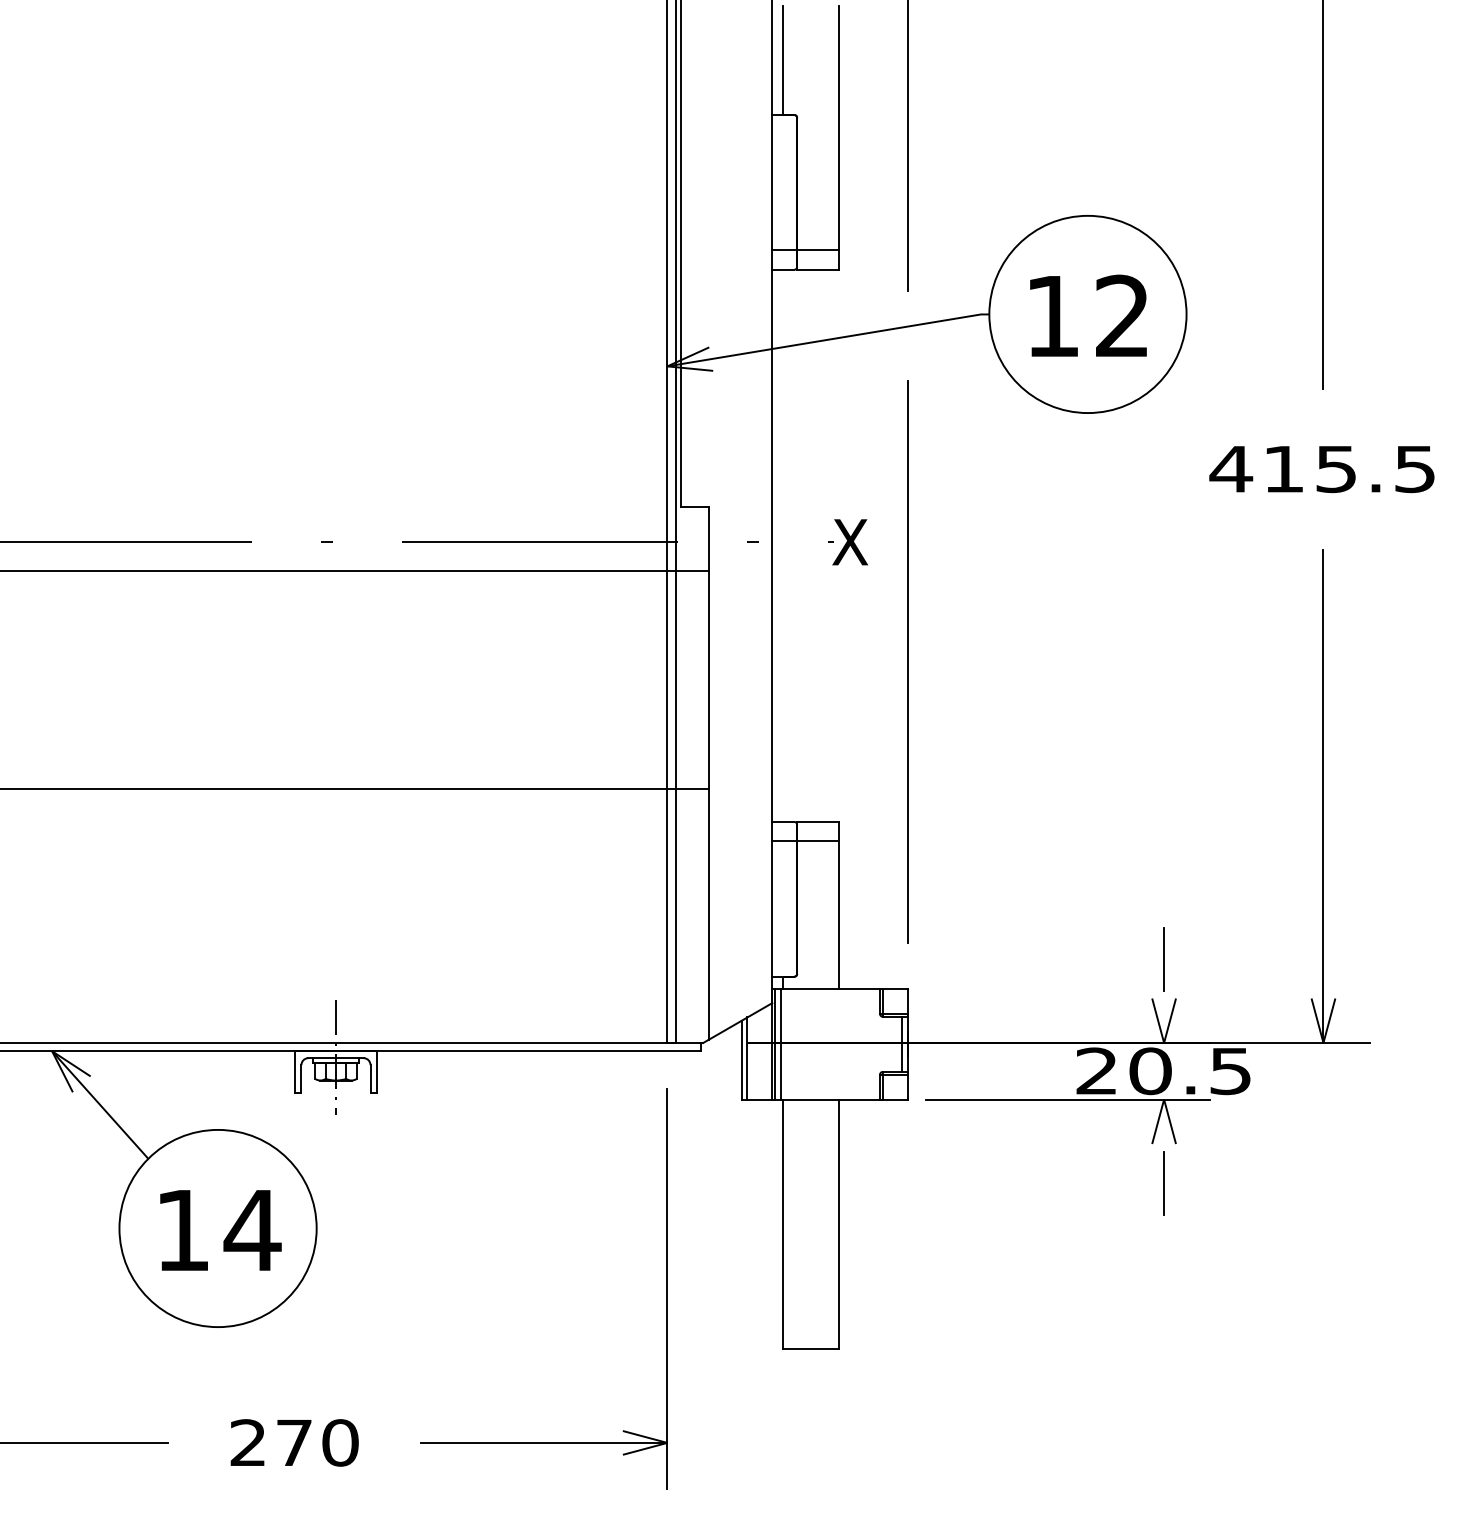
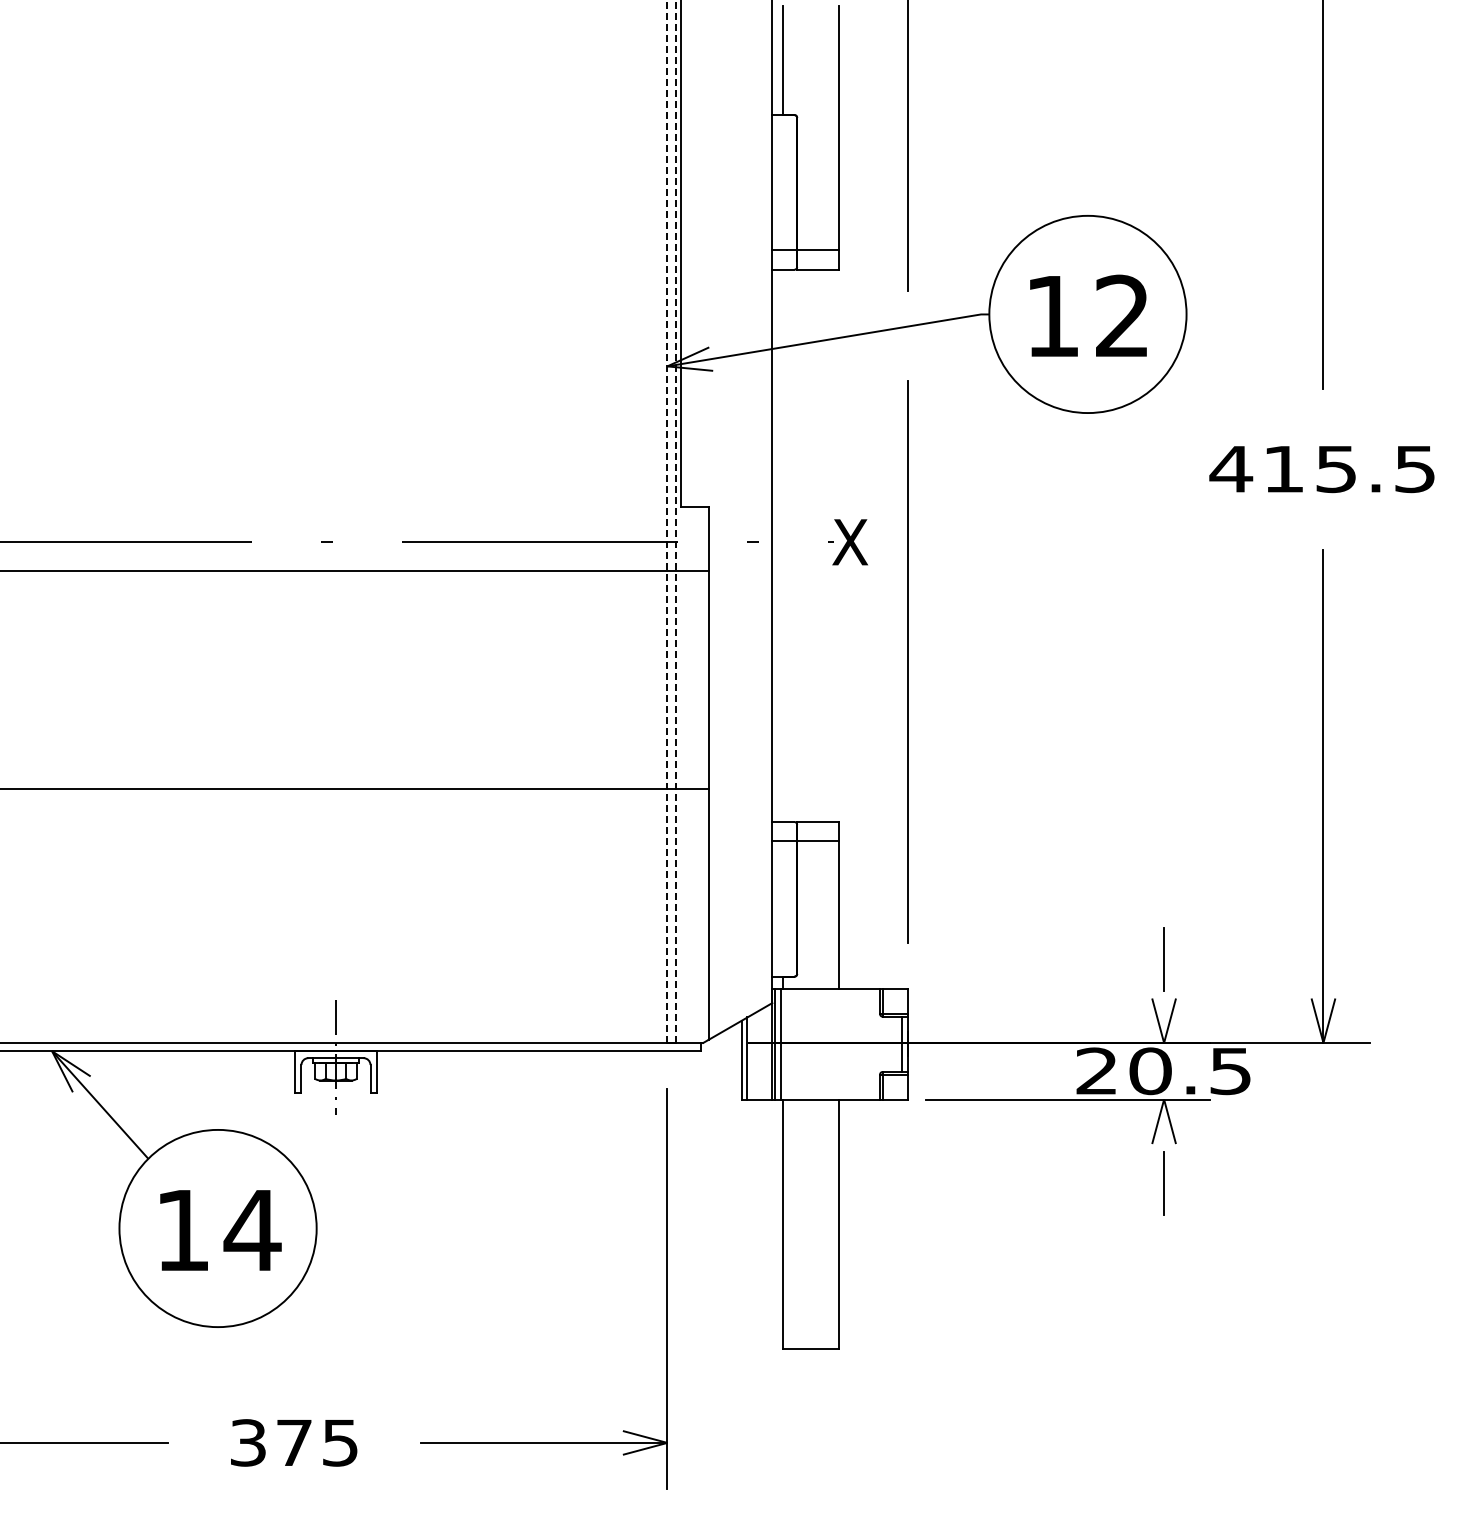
line: solid -> dashed (667, 521)
line: solid -> dashed (675, 521)
text: 270 -> 375 (294, 1442)
